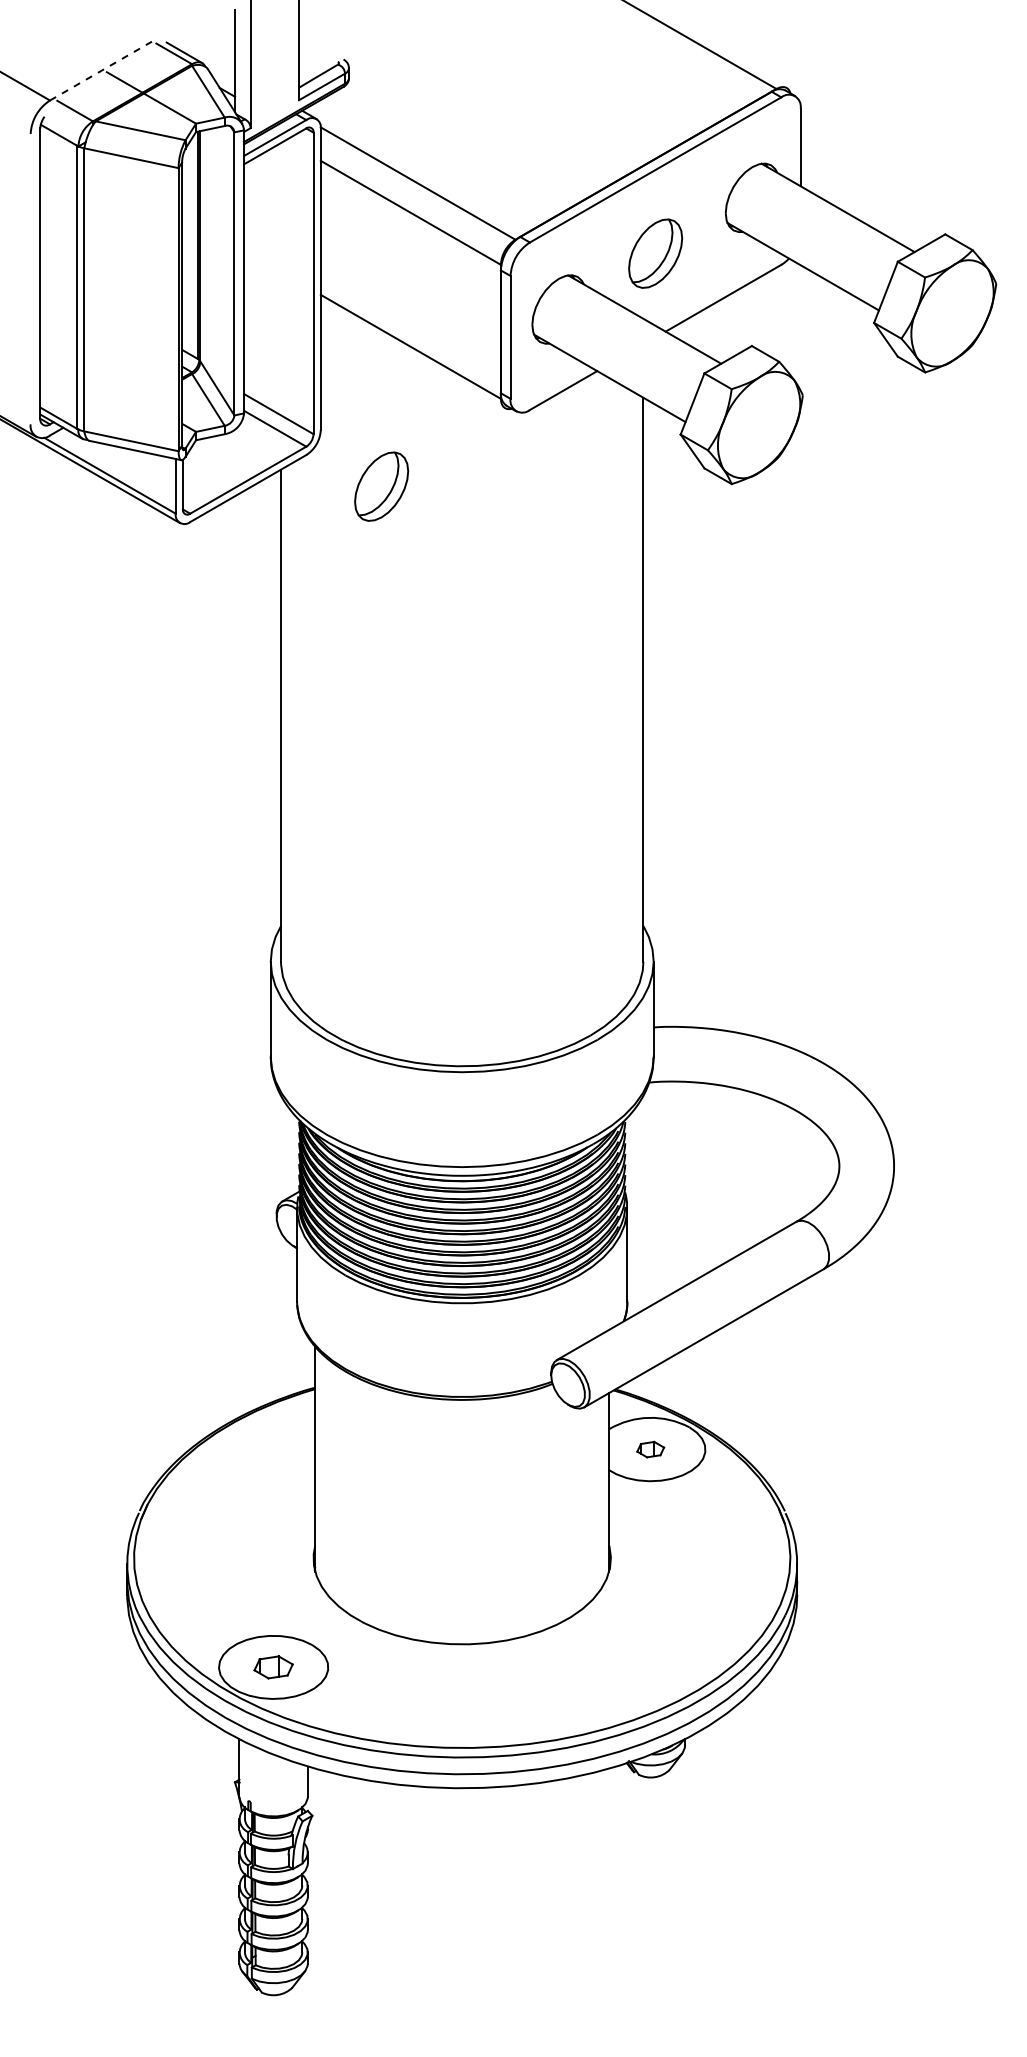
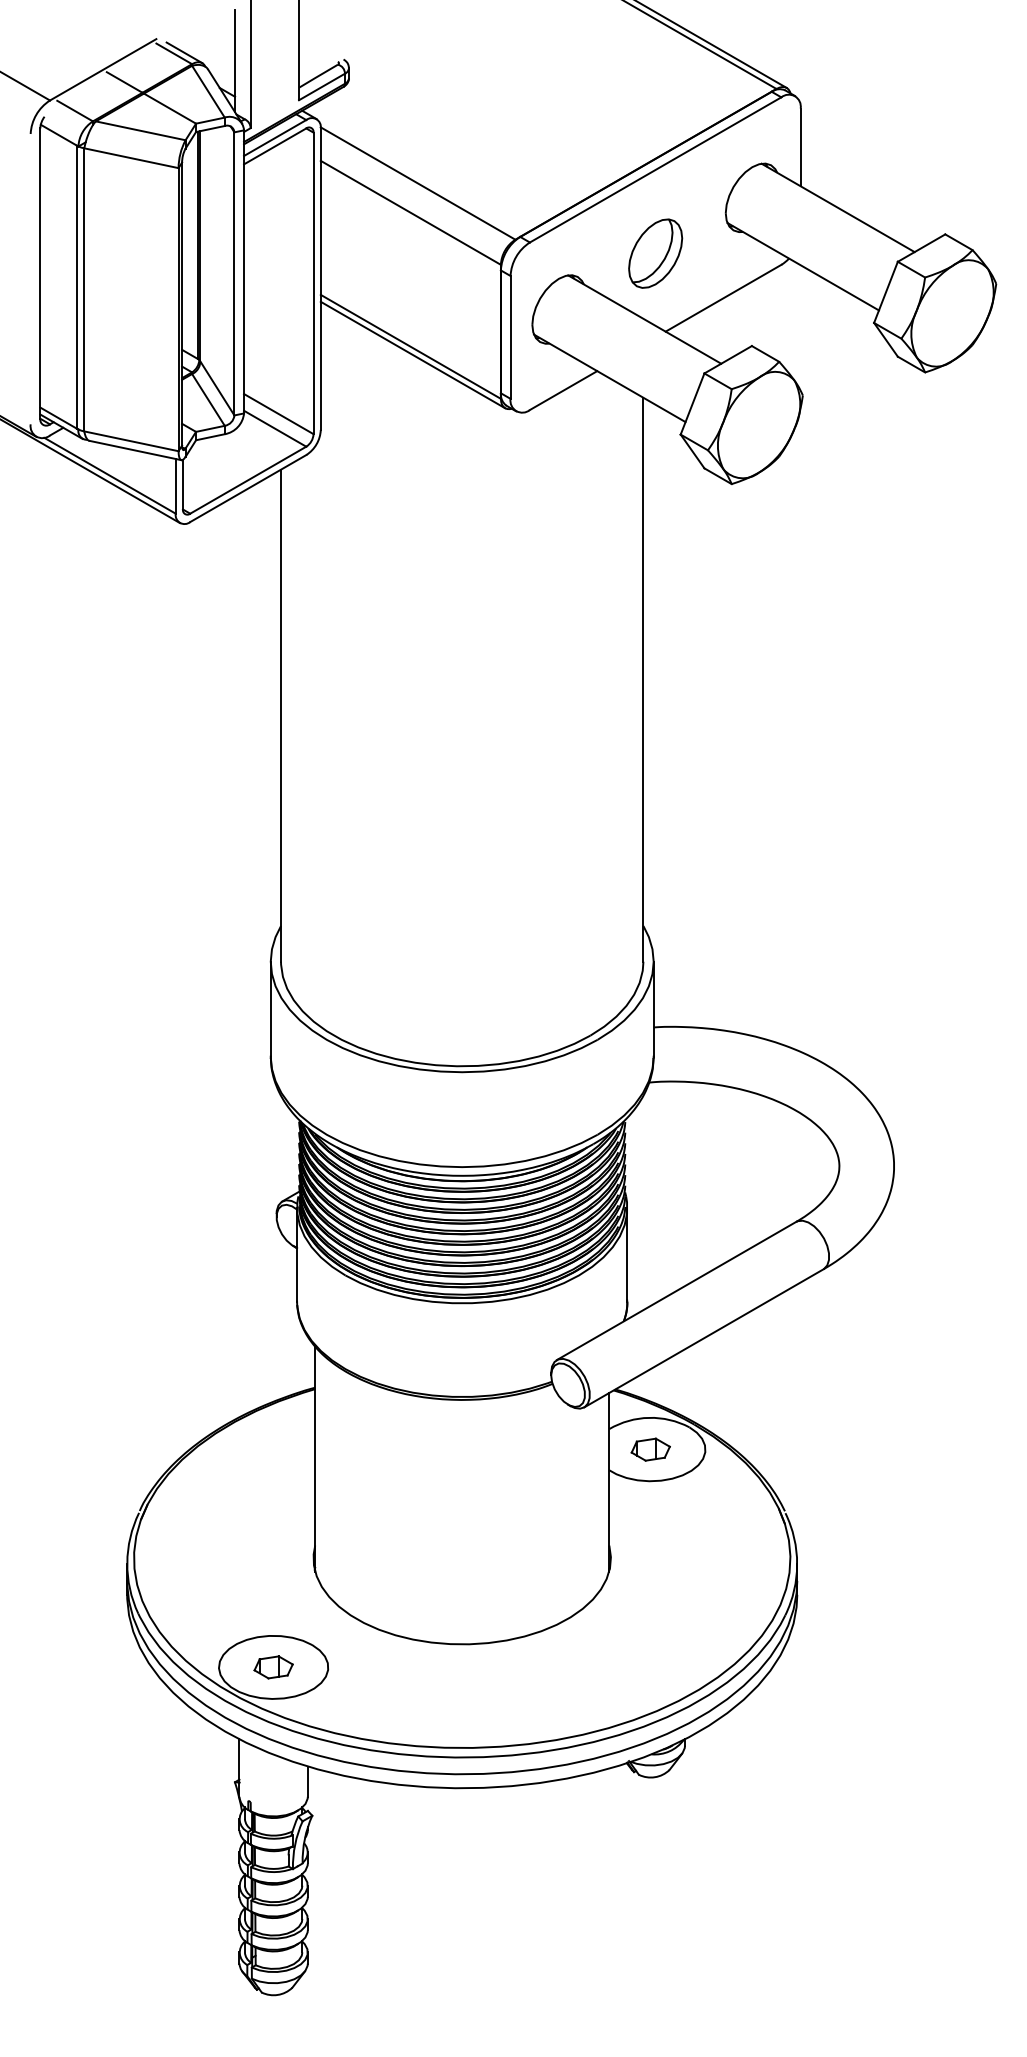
line: none -> present (712, 44)
line: dashed -> solid (103, 69)
line: none -> present (412, 354)
part: present -> none (381, 486)
part size: 30x19 px -> 41x25 px (650, 1449)
